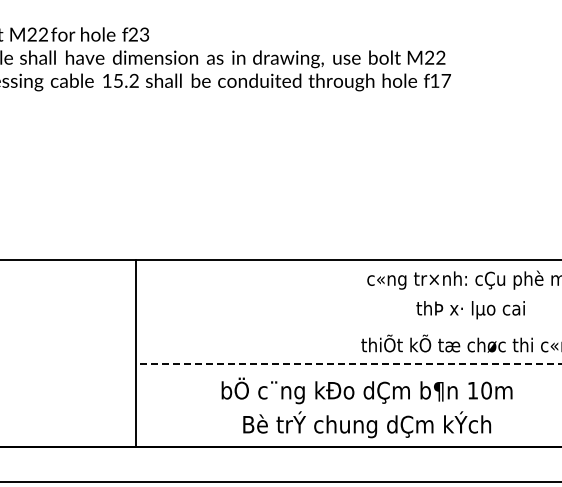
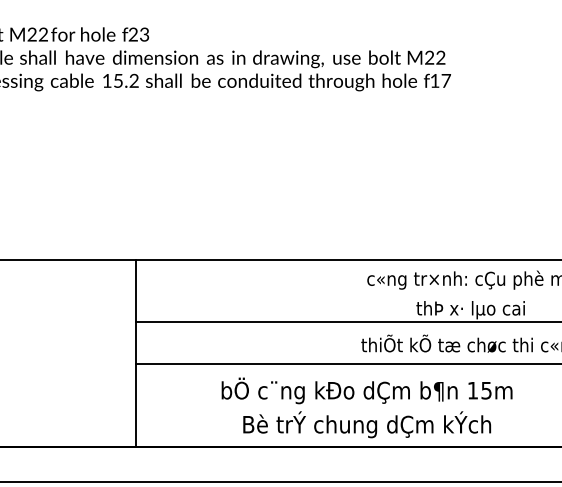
line: none -> present (346, 322)
line: dashed -> solid (348, 364)
text: 10m -> 15m (486, 390)
